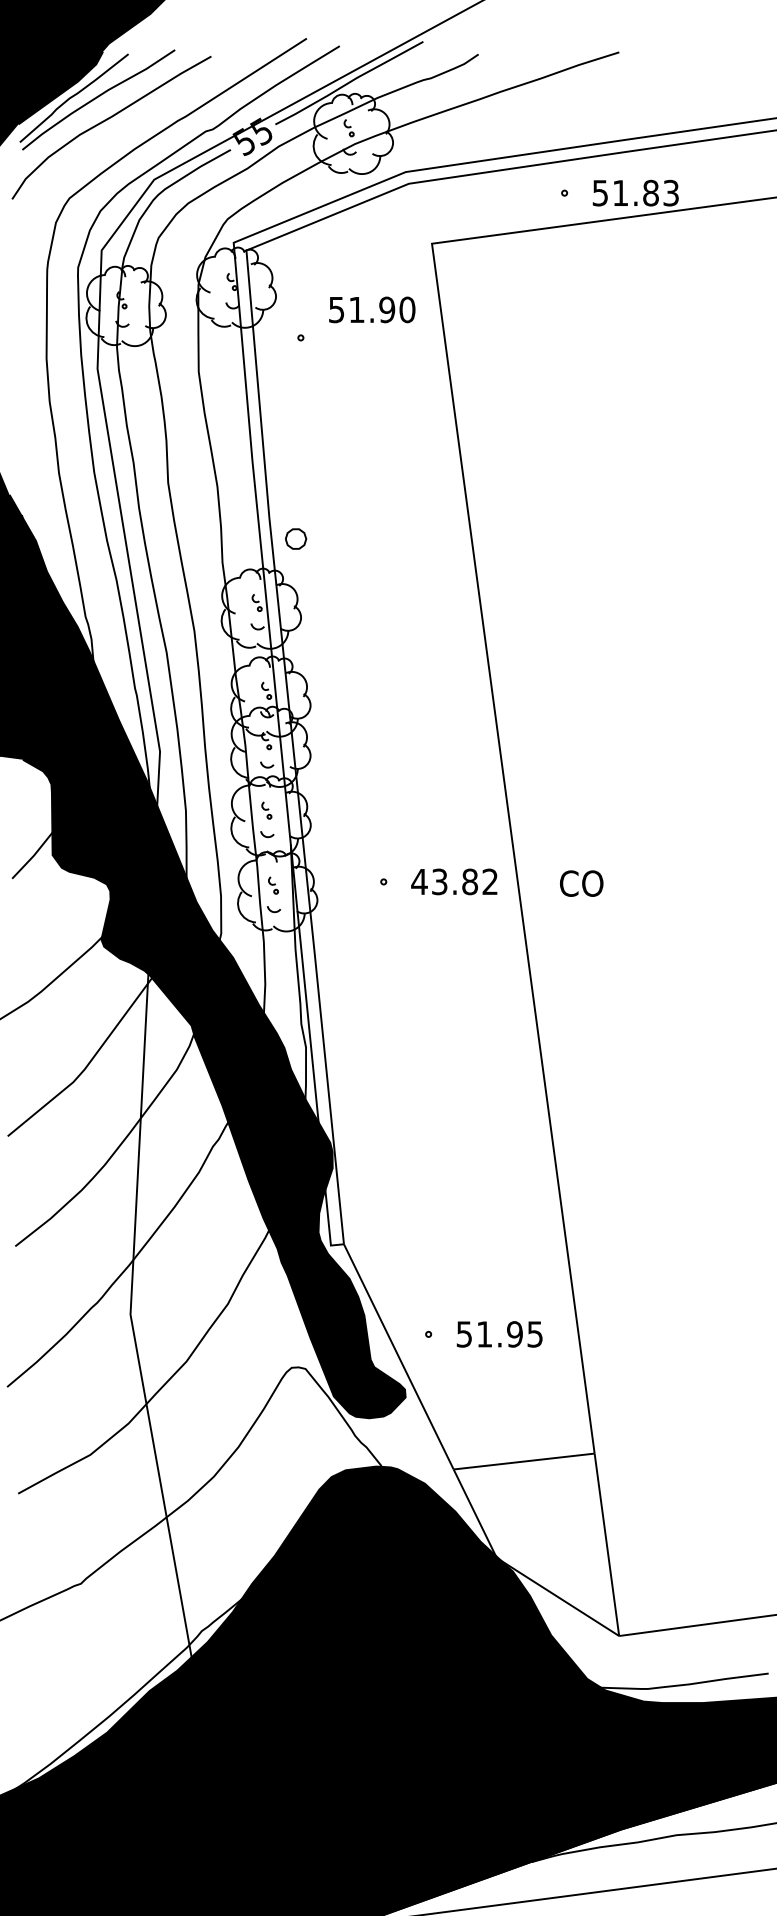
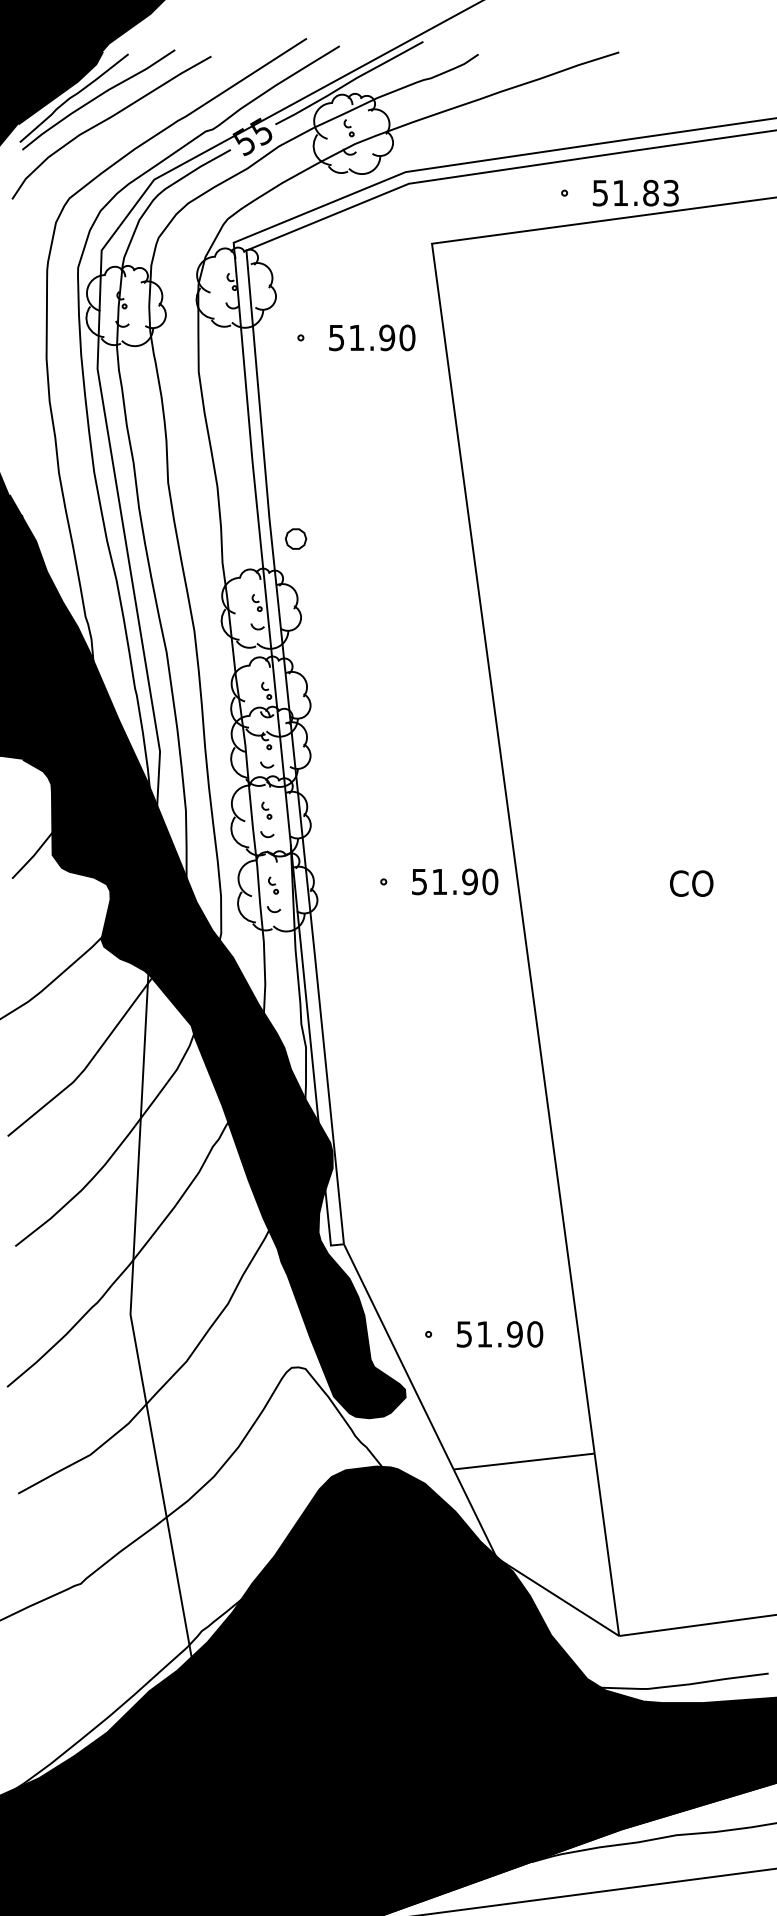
text position: (372, 309) -> (372, 337) (372, 337)
text: 43.82 -> 51.90 (454, 881)
text position: (581, 883) -> (691, 883) (691, 883)
text: 51.95 -> 51.90 (535, 1334)
